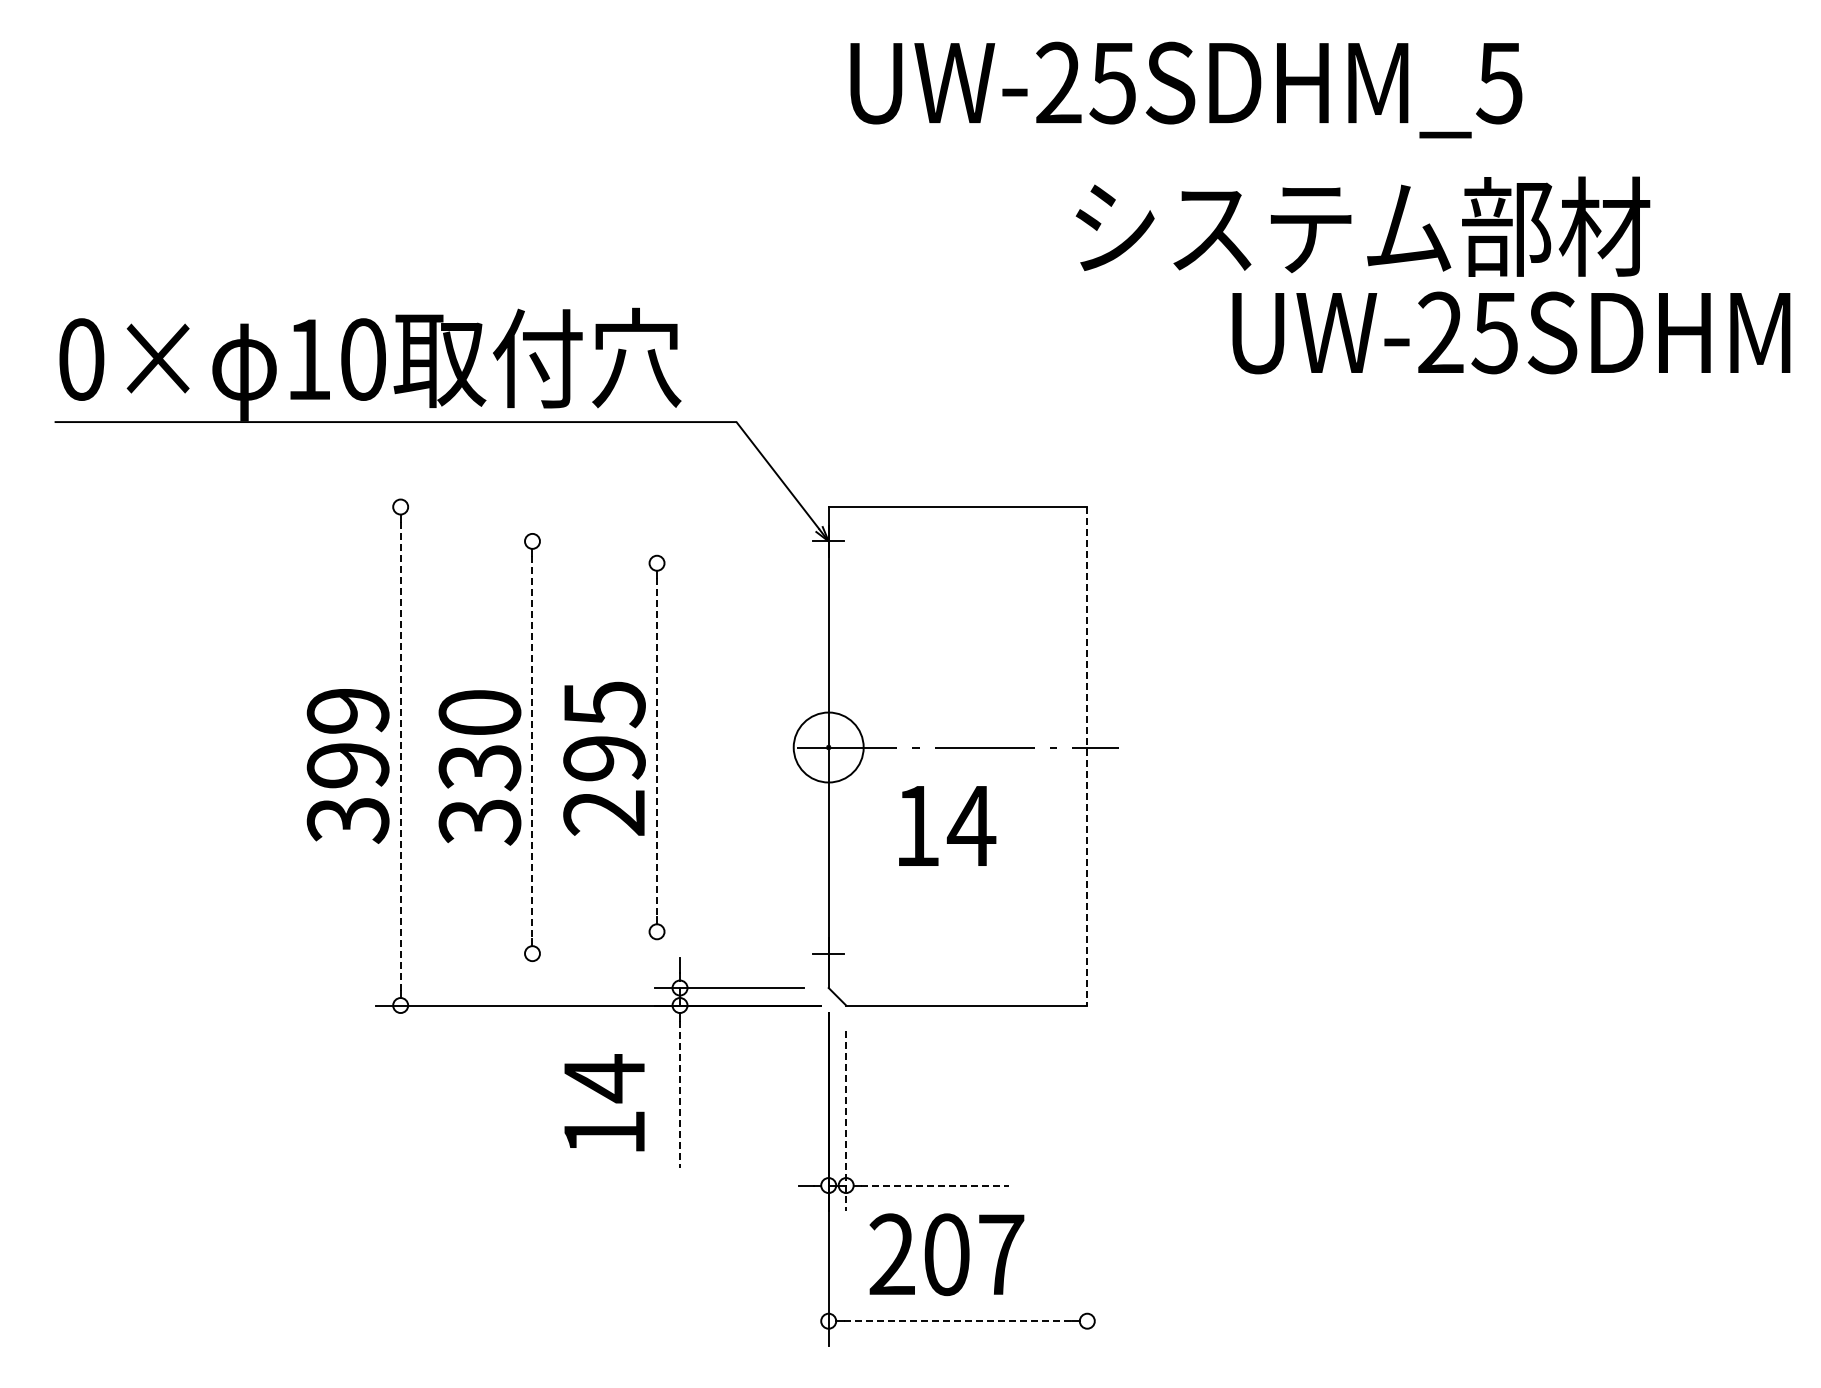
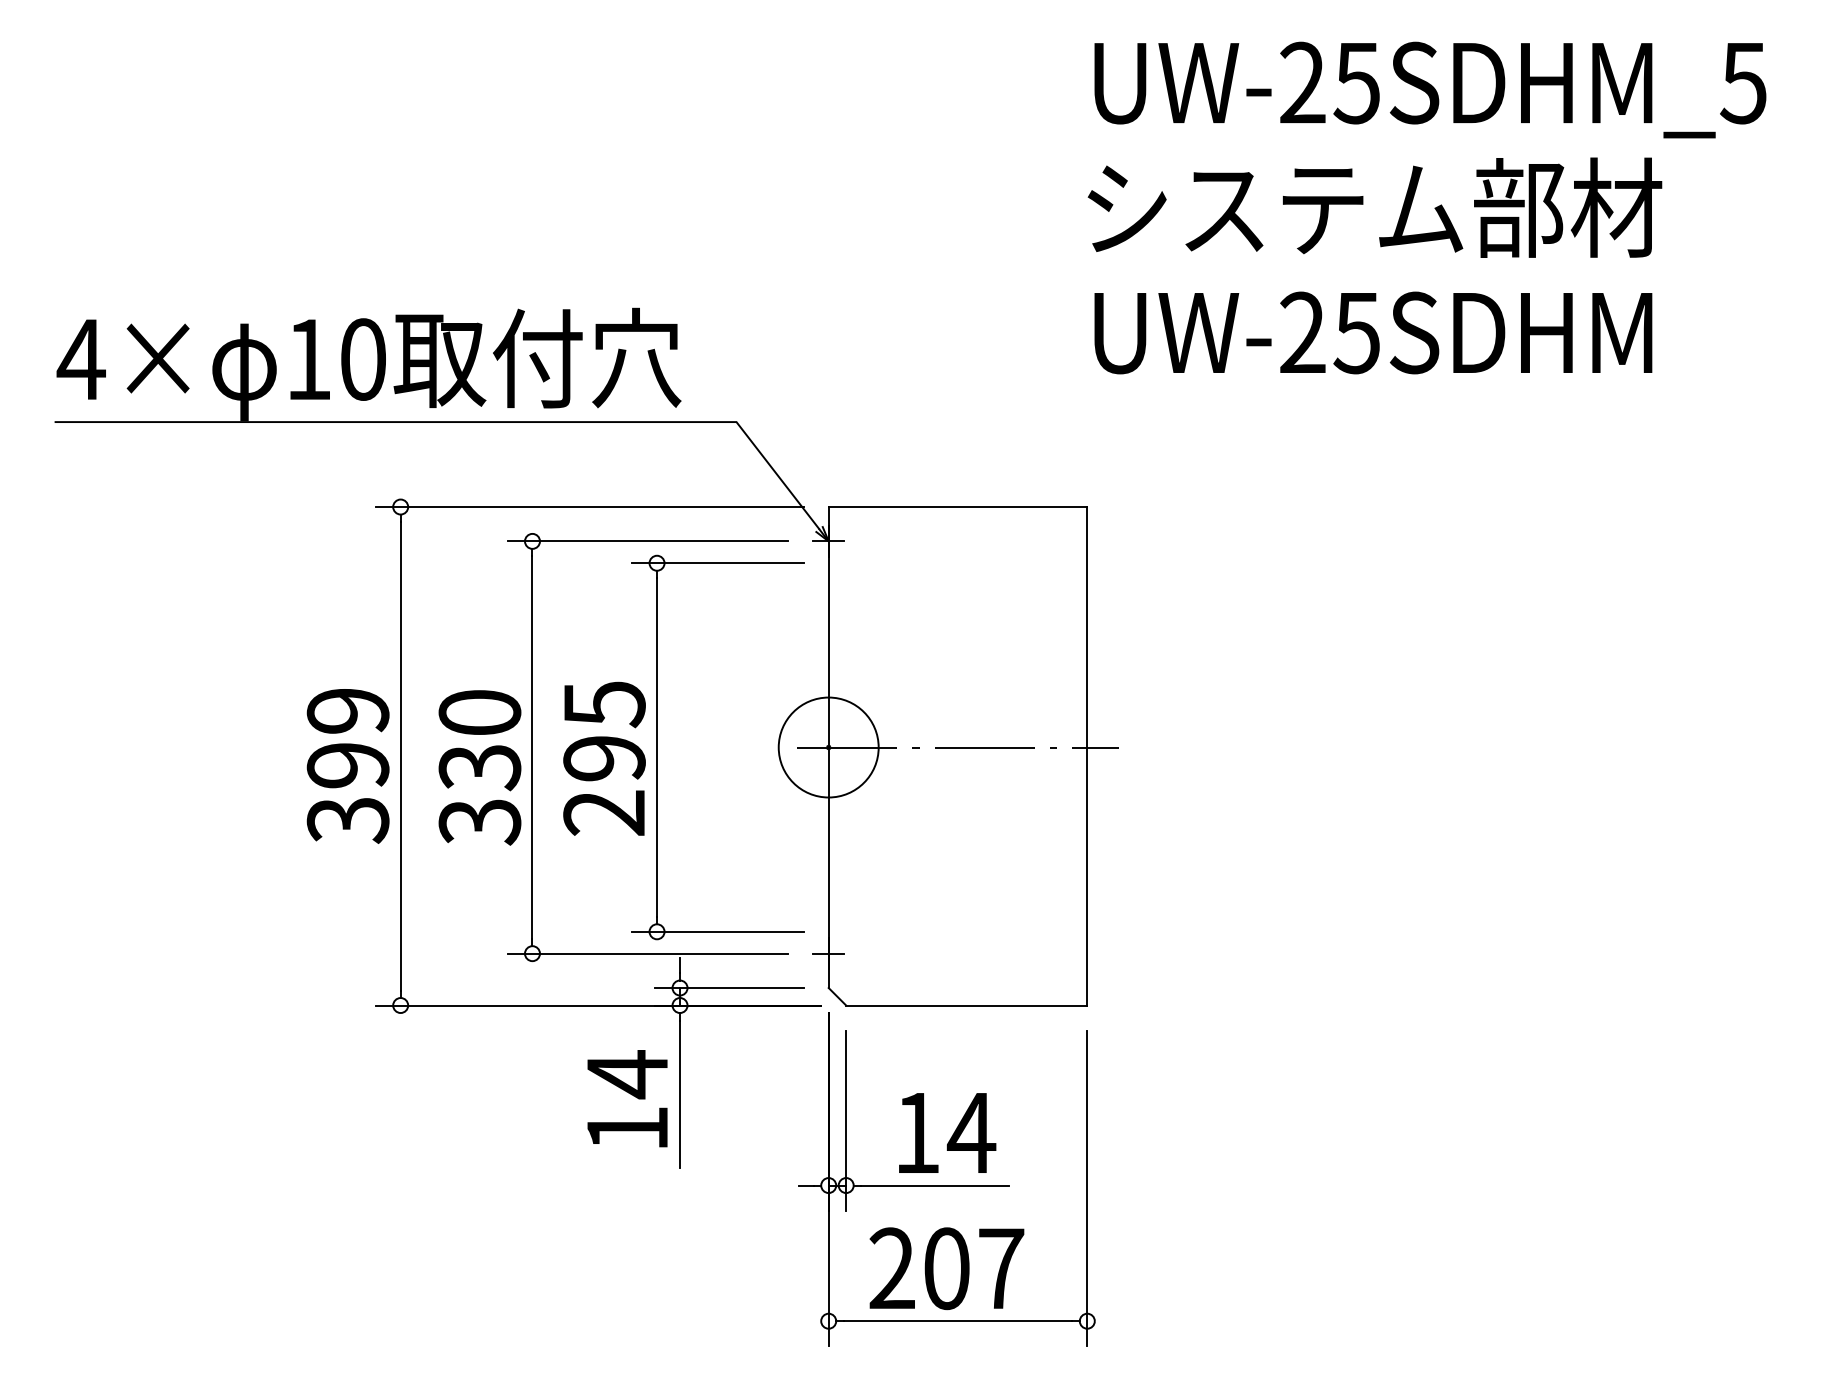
text position: (1186, 89) -> (1430, 89) (1430, 89)
text position: (1362, 226) -> (1374, 207) (1374, 207)
text position: (1511, 332) -> (1373, 332) (1373, 332)
text: 0× -> 4× (80, 359)
line: none -> present (589, 507)
line: none -> present (647, 541)
line: none -> present (717, 563)
circle diameter: 70 px -> 100 px (828, 747)
line: dashed -> solid (532, 748)
line: dashed -> solid (657, 748)
line: dashed -> solid (400, 756)
line: dashed -> solid (1087, 756)
text position: (947, 825) -> (947, 1132) (947, 1132)
line: none -> present (717, 931)
line: none -> present (647, 953)
line: dashed -> solid (680, 1094)
text position: (604, 1102) -> (627, 1098) (627, 1098)
line: dashed -> solid (846, 1121)
line: dashed -> solid (935, 1185)
line: none -> present (1087, 1188)
text position: (946, 1254) -> (946, 1268) (946, 1268)
line: dashed -> solid (958, 1321)
